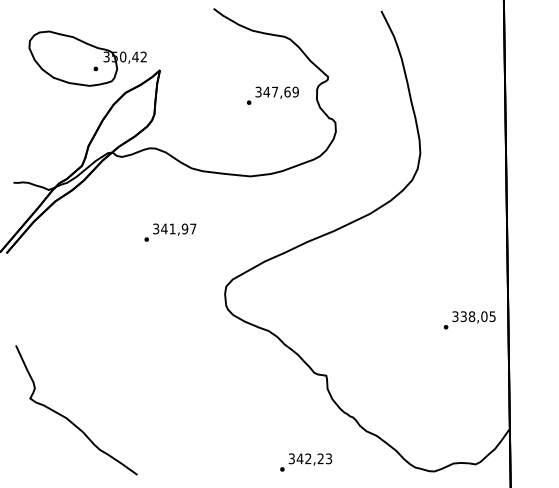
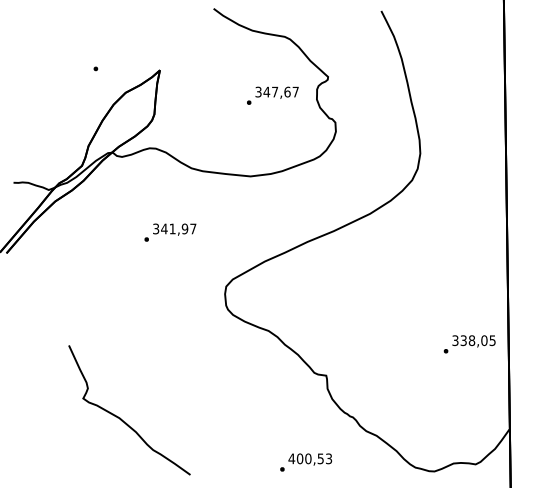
part: present -> none (87, 58)
text: 347,69 -> 347,67 (295, 91)
text position: (469, 320) -> (469, 344) (469, 344)
curve position: (68, 418) -> (121, 418) (121, 418)
text: 342,23 -> 400,53 (305, 458)
